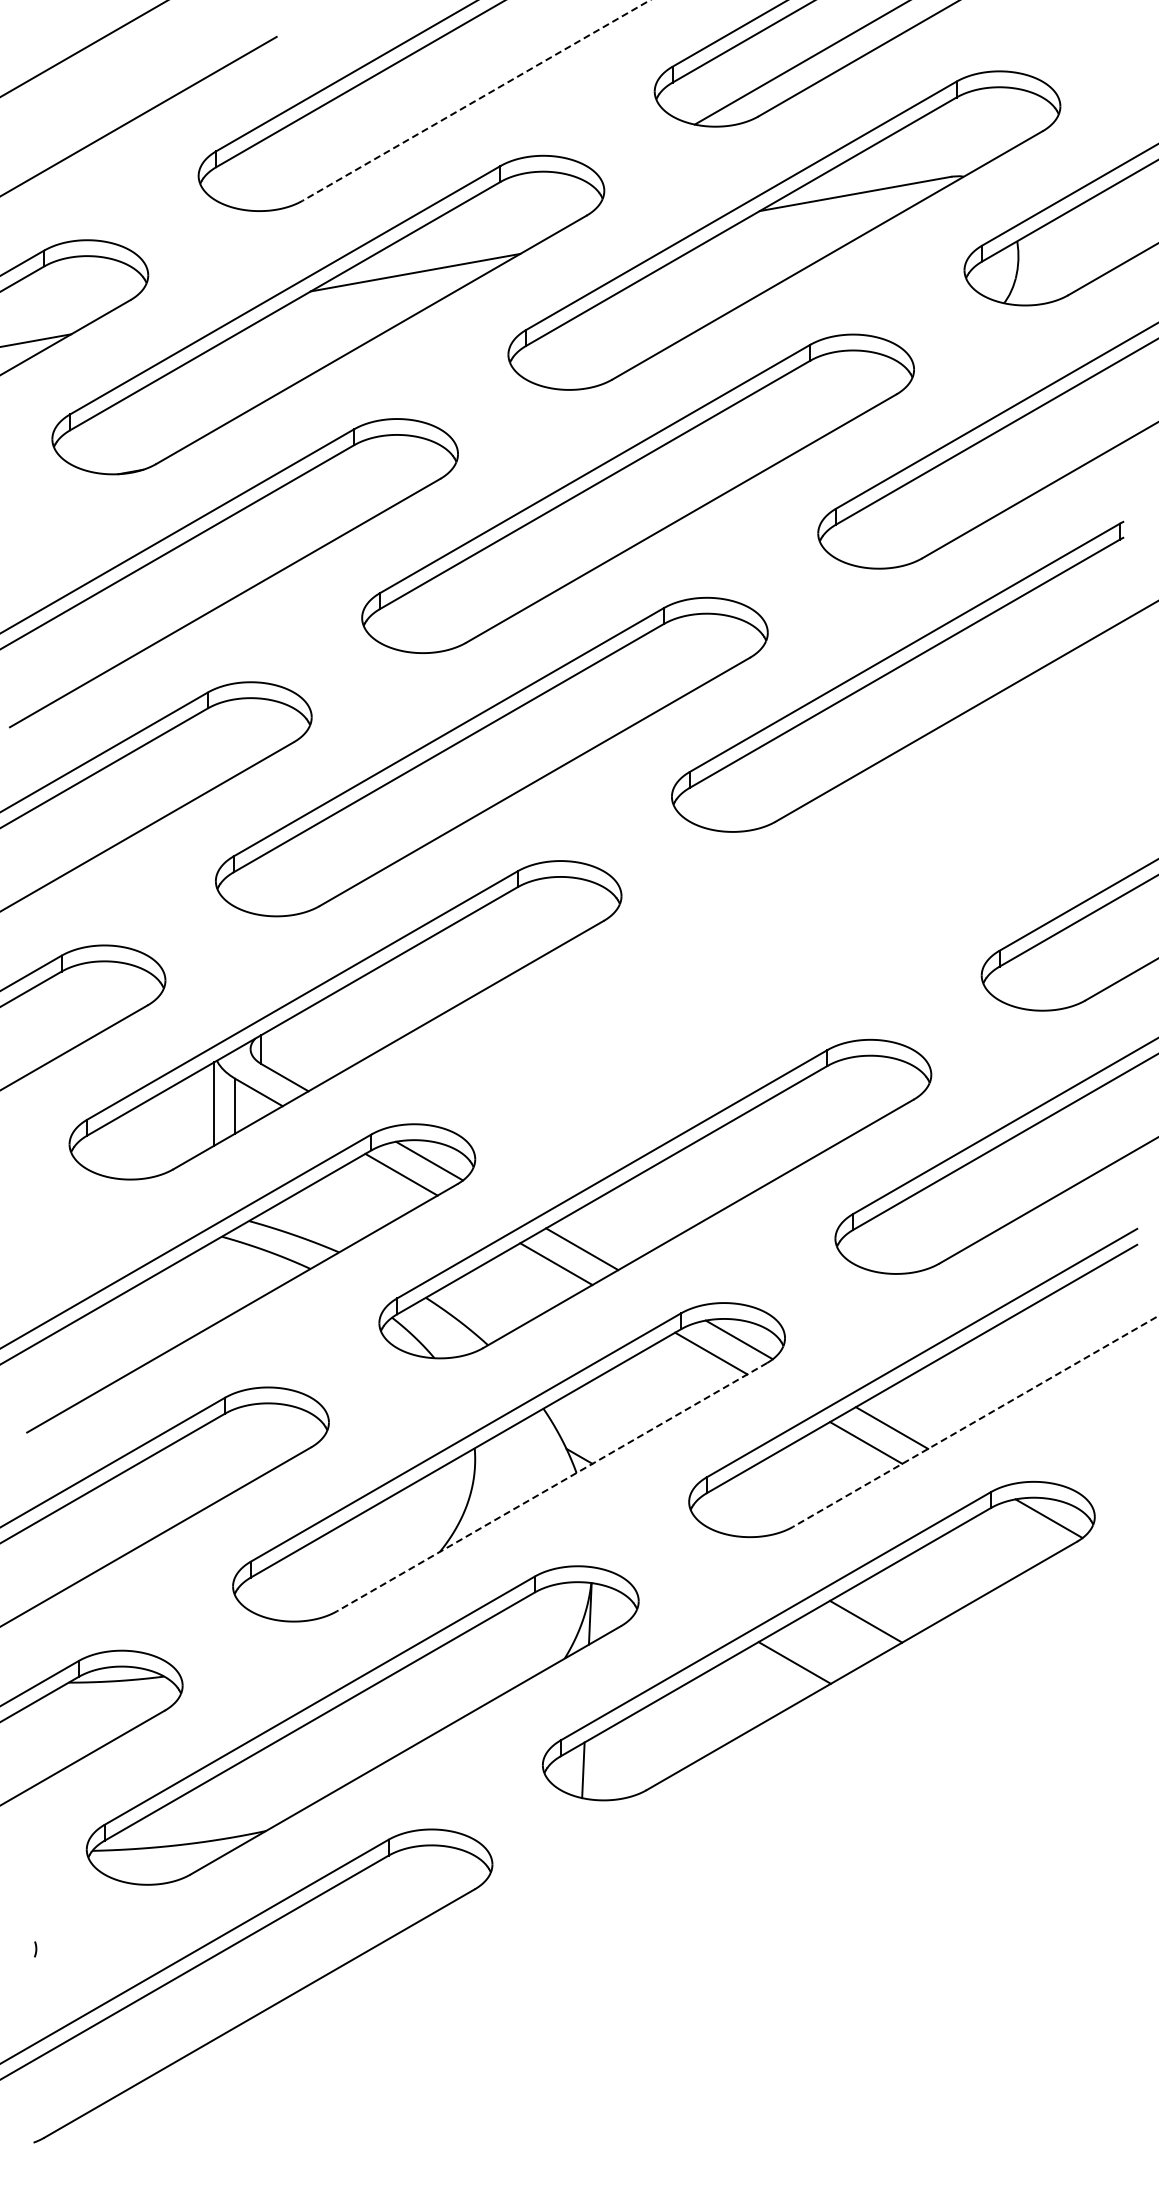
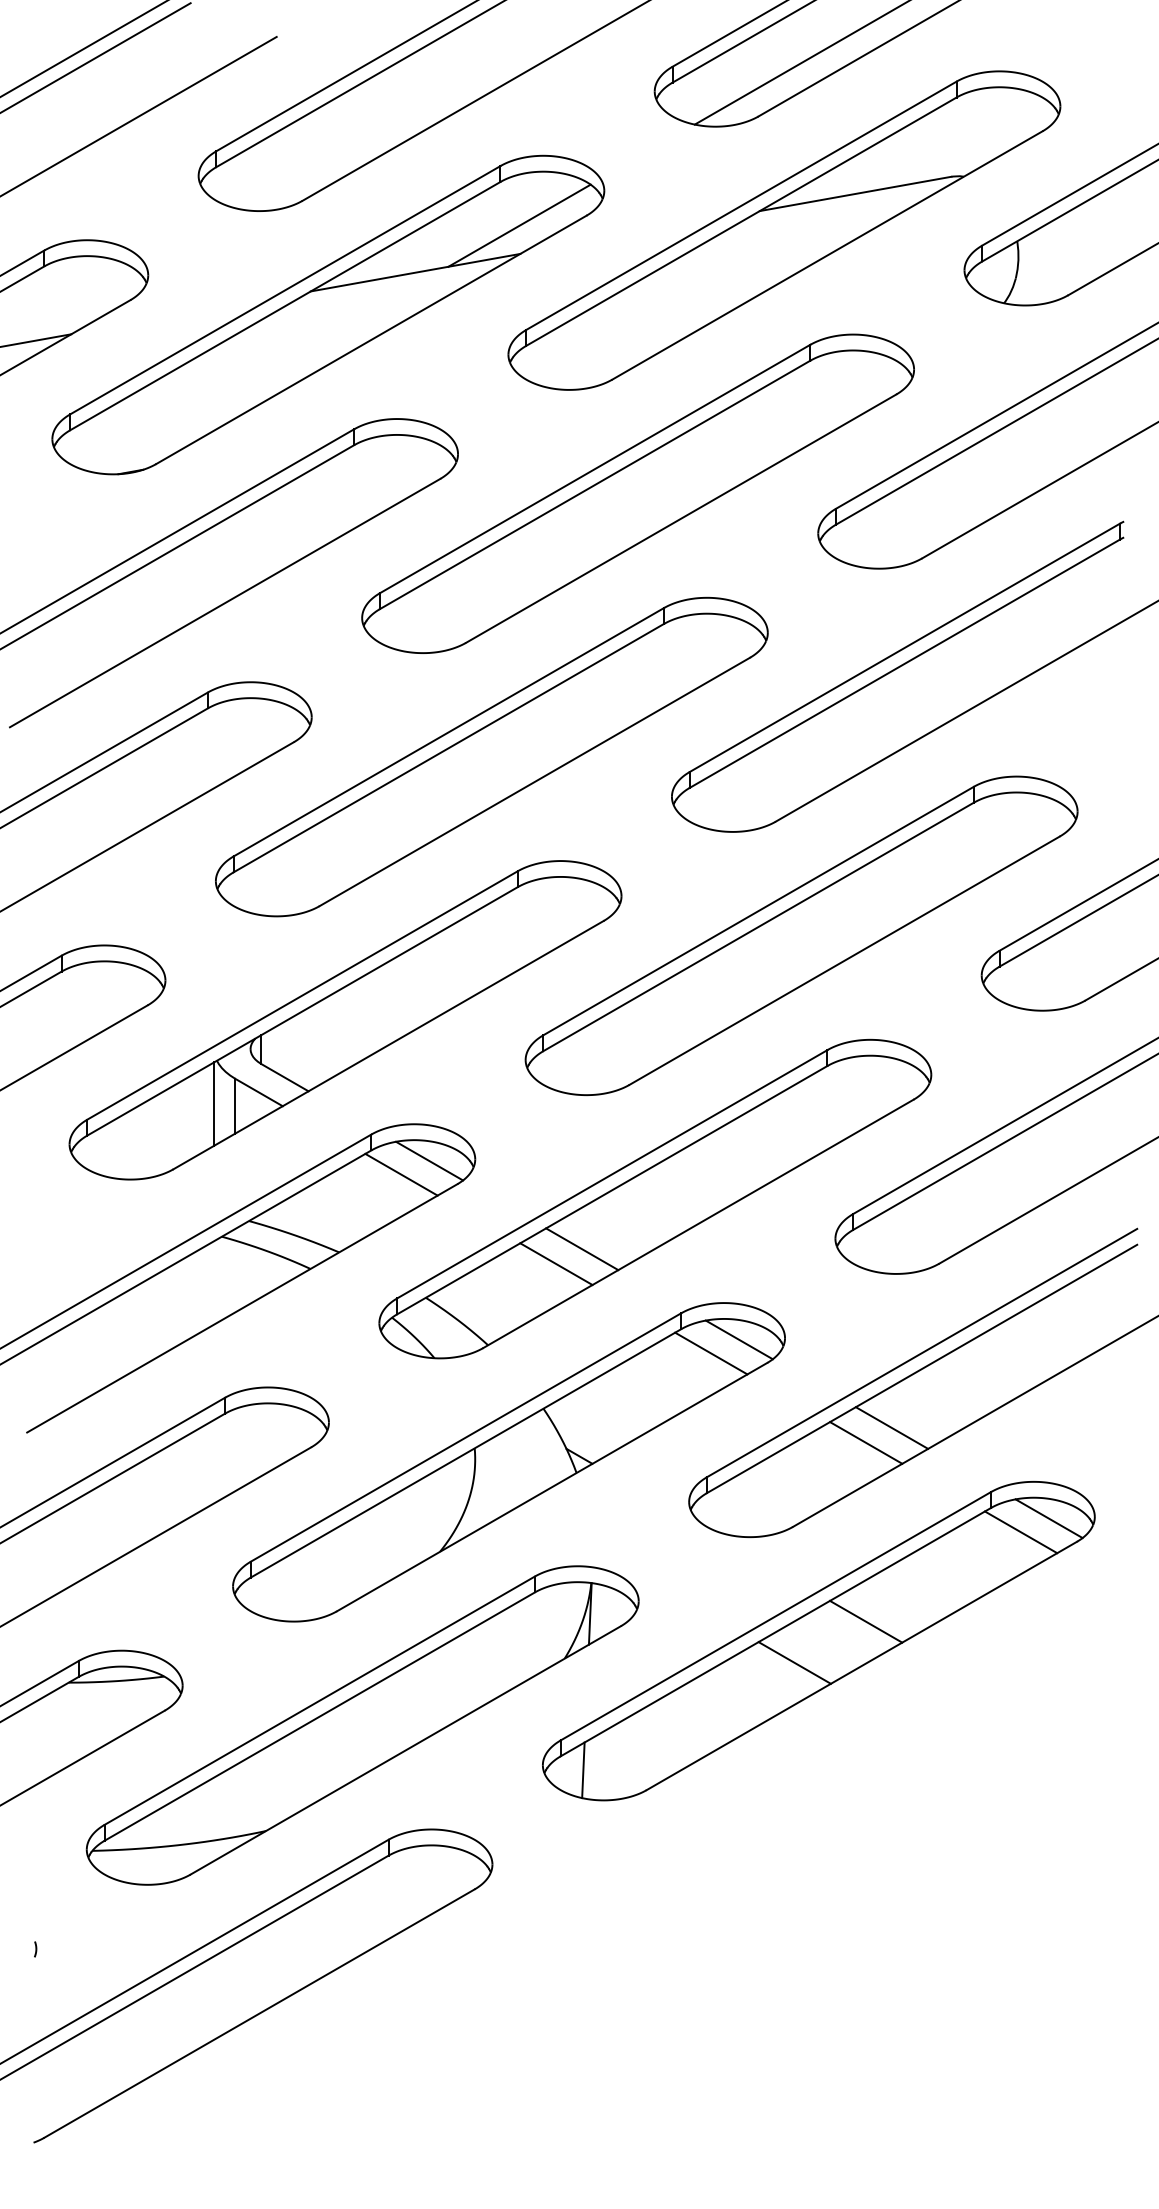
line: none -> present (96, 57)
line: dashed -> solid (475, 100)
line: none -> present (519, 225)
part: none -> present (801, 935)
line: dashed -> solid (975, 1421)
line: dashed -> solid (551, 1487)
line: none -> present (1020, 1532)
